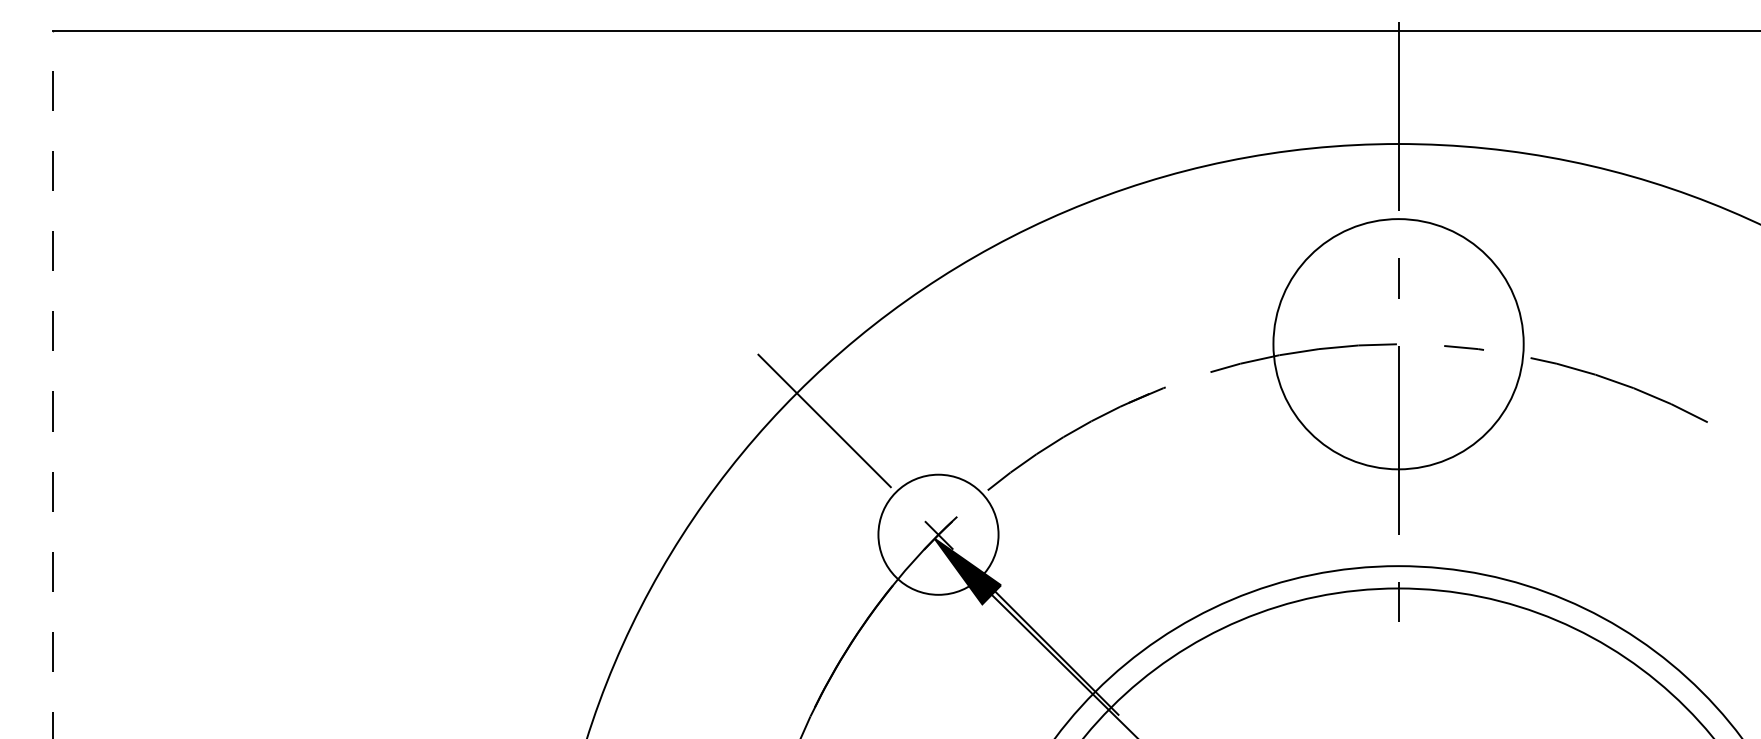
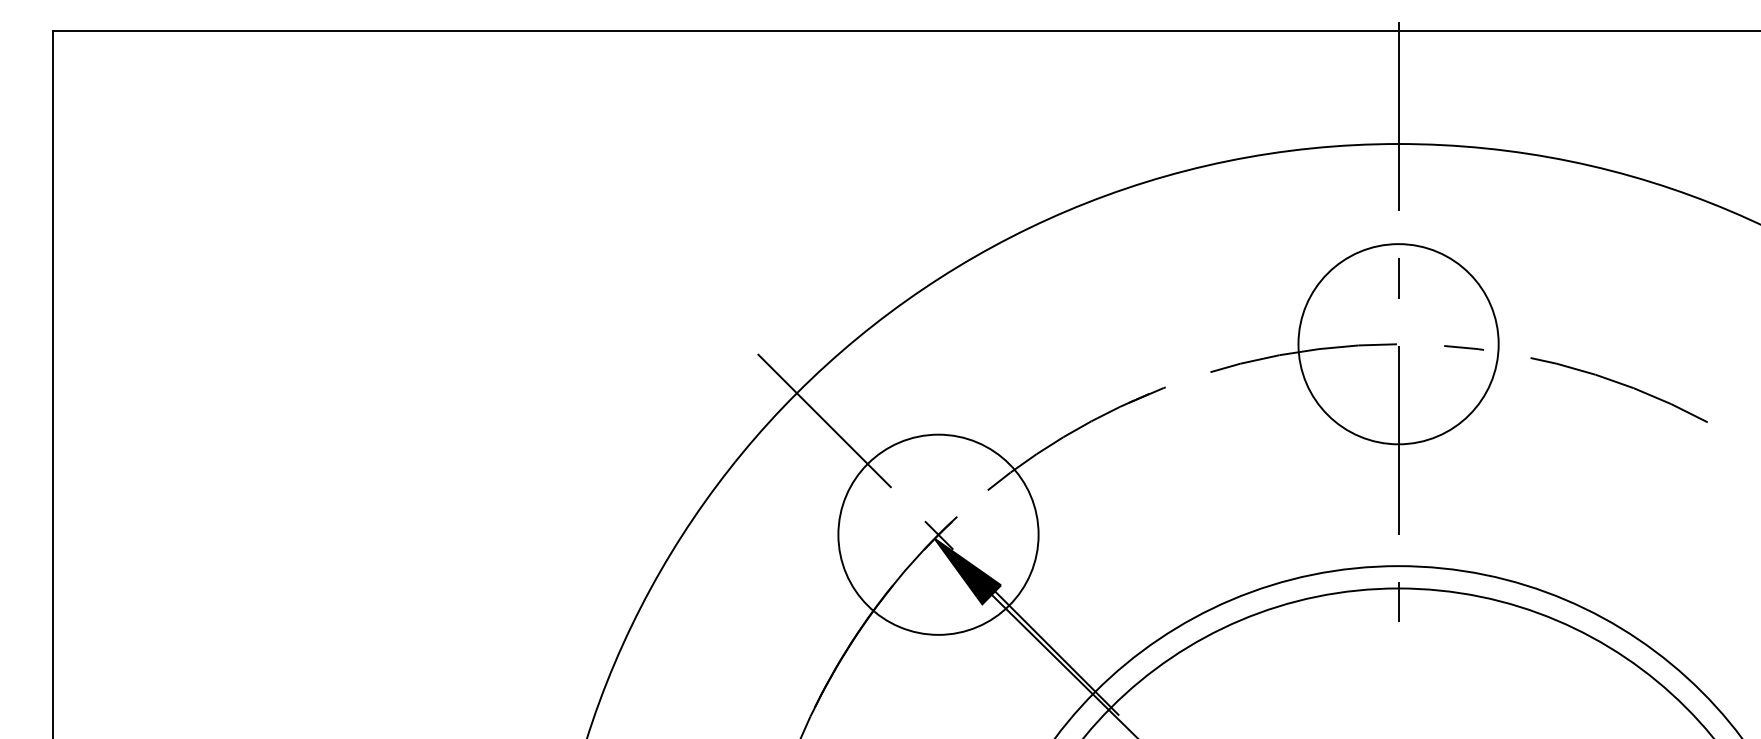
circle diameter: 250 px -> 200 px (1398, 344)
line: dashed -> solid (52, 385)
circle diameter: 120 px -> 200 px (938, 534)
